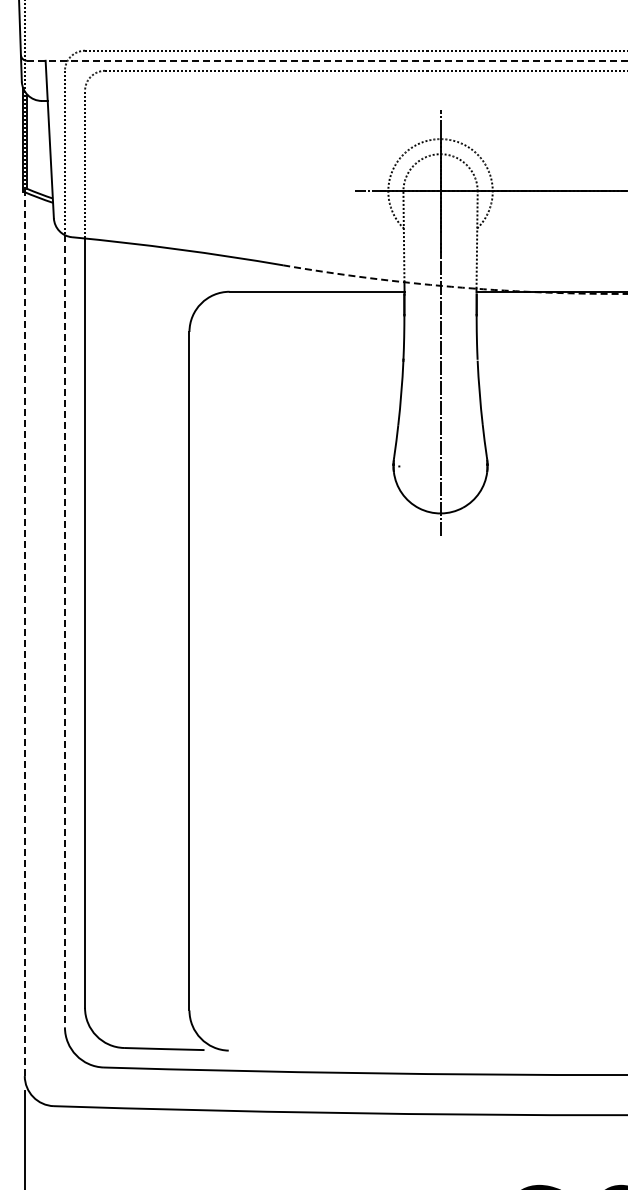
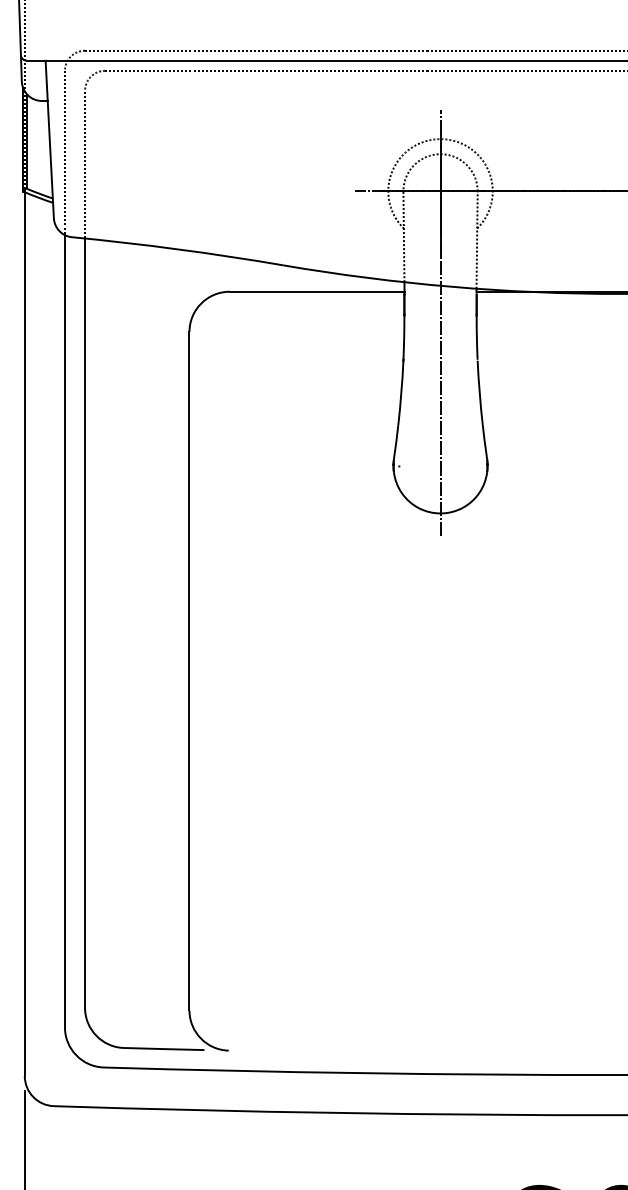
line: dashed -> solid (327, 60)
arc: dashed -> solid (454, 287)
line: dashed -> solid (64, 631)
line: dashed -> solid (24, 632)
